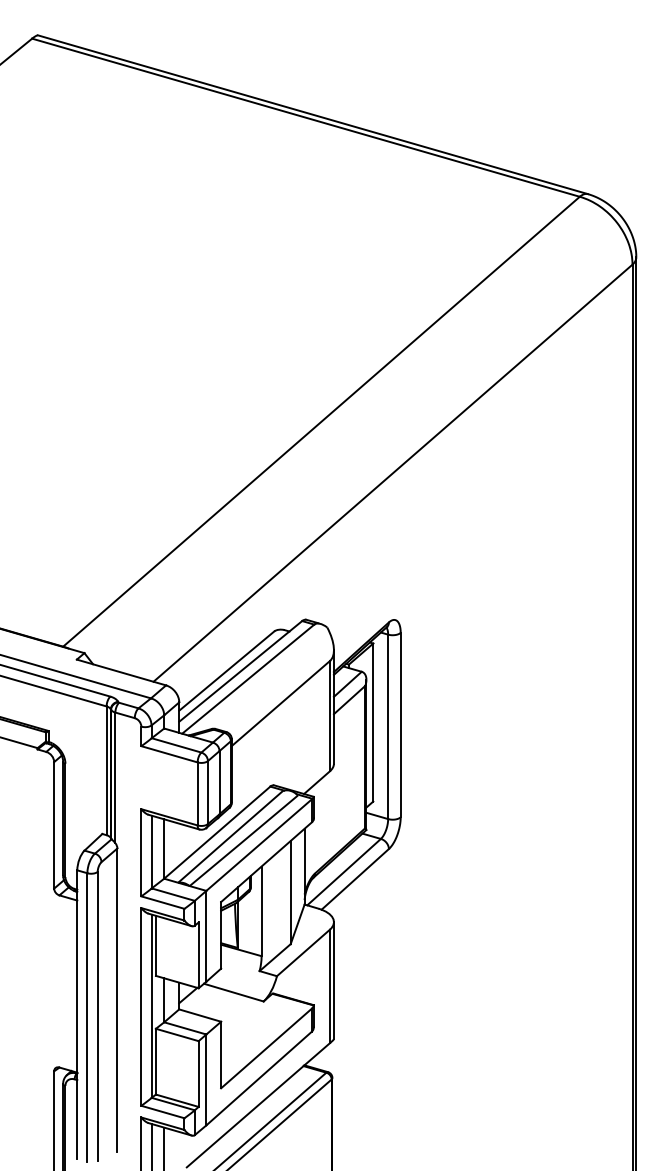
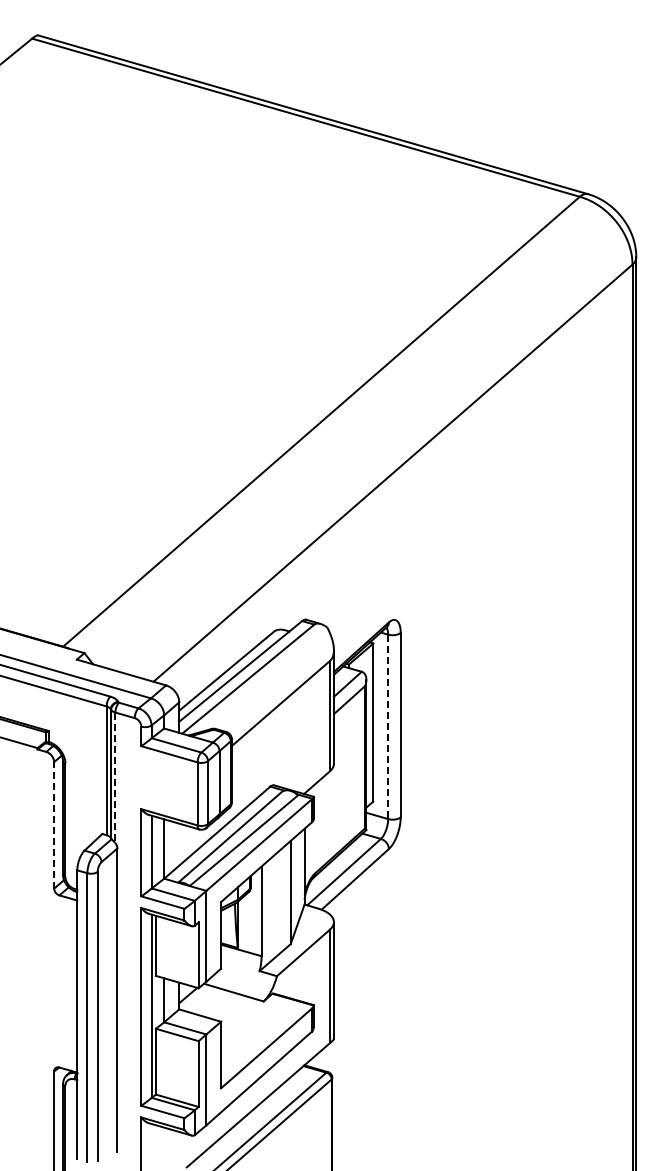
line: solid -> dashed (388, 727)
line: solid -> dashed (115, 778)
line: solid -> dashed (54, 824)
line: present -> none (151, 1145)
line: present -> none (164, 1147)
